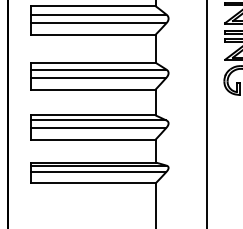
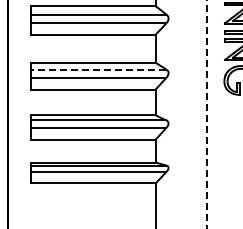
line: solid -> dashed (98, 69)
line: solid -> dashed (206, 114)
